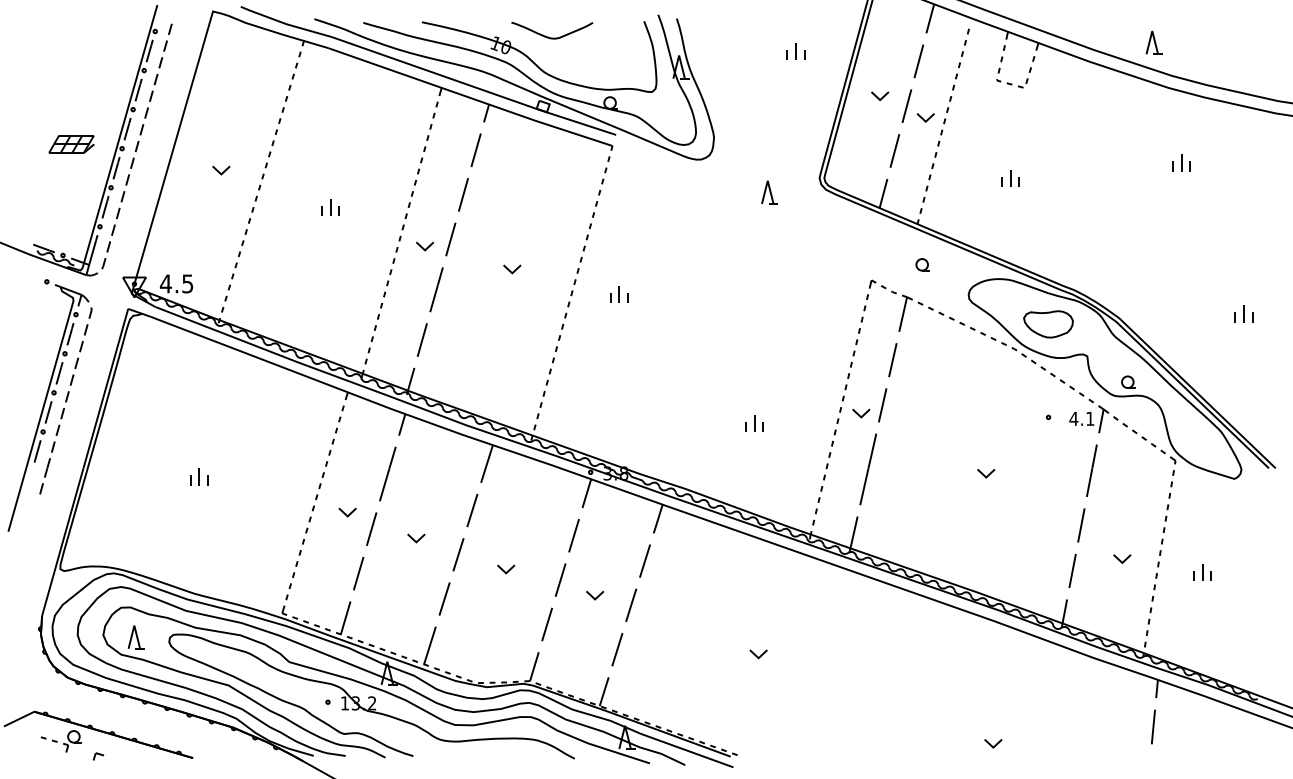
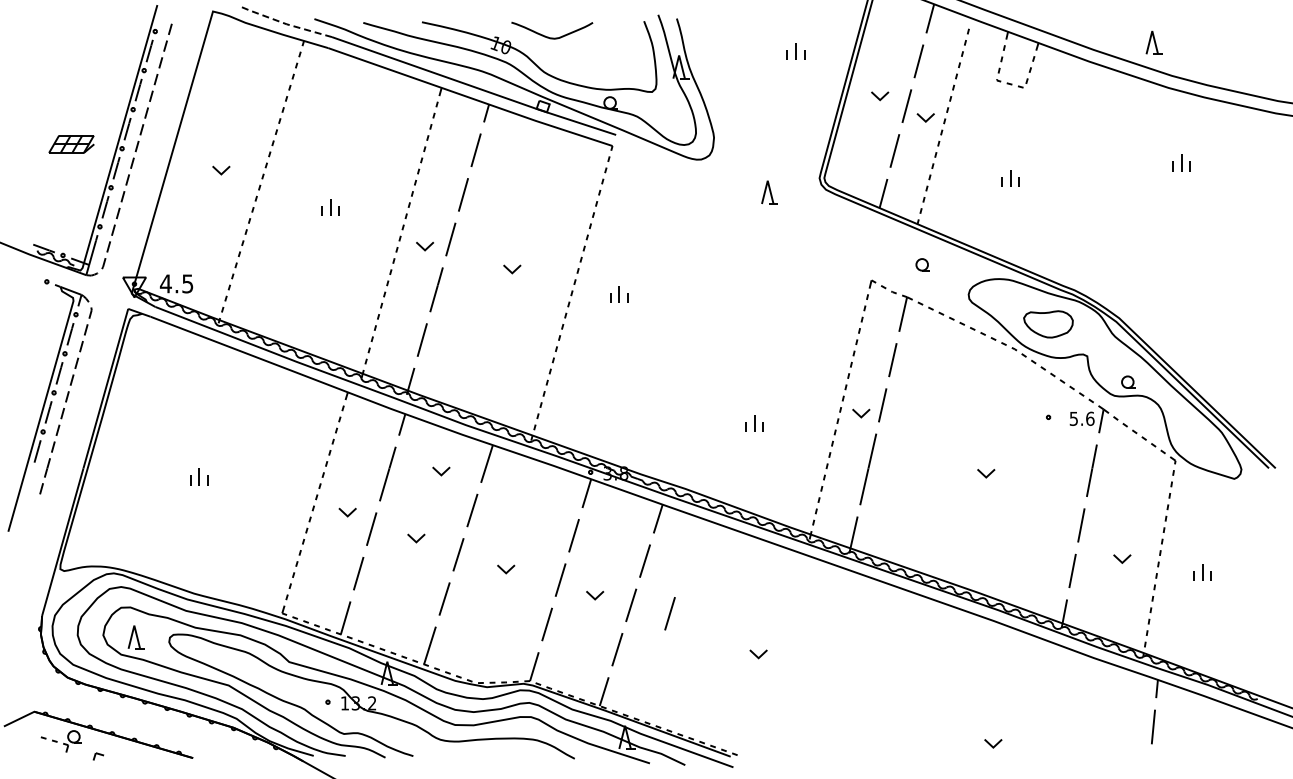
line: solid -> dashed (285, 23)
part: present -> none (1243, 313)
text: 4.1 -> 5.6 (1081, 418)
part: none -> present (441, 471)
line: none -> present (669, 613)
